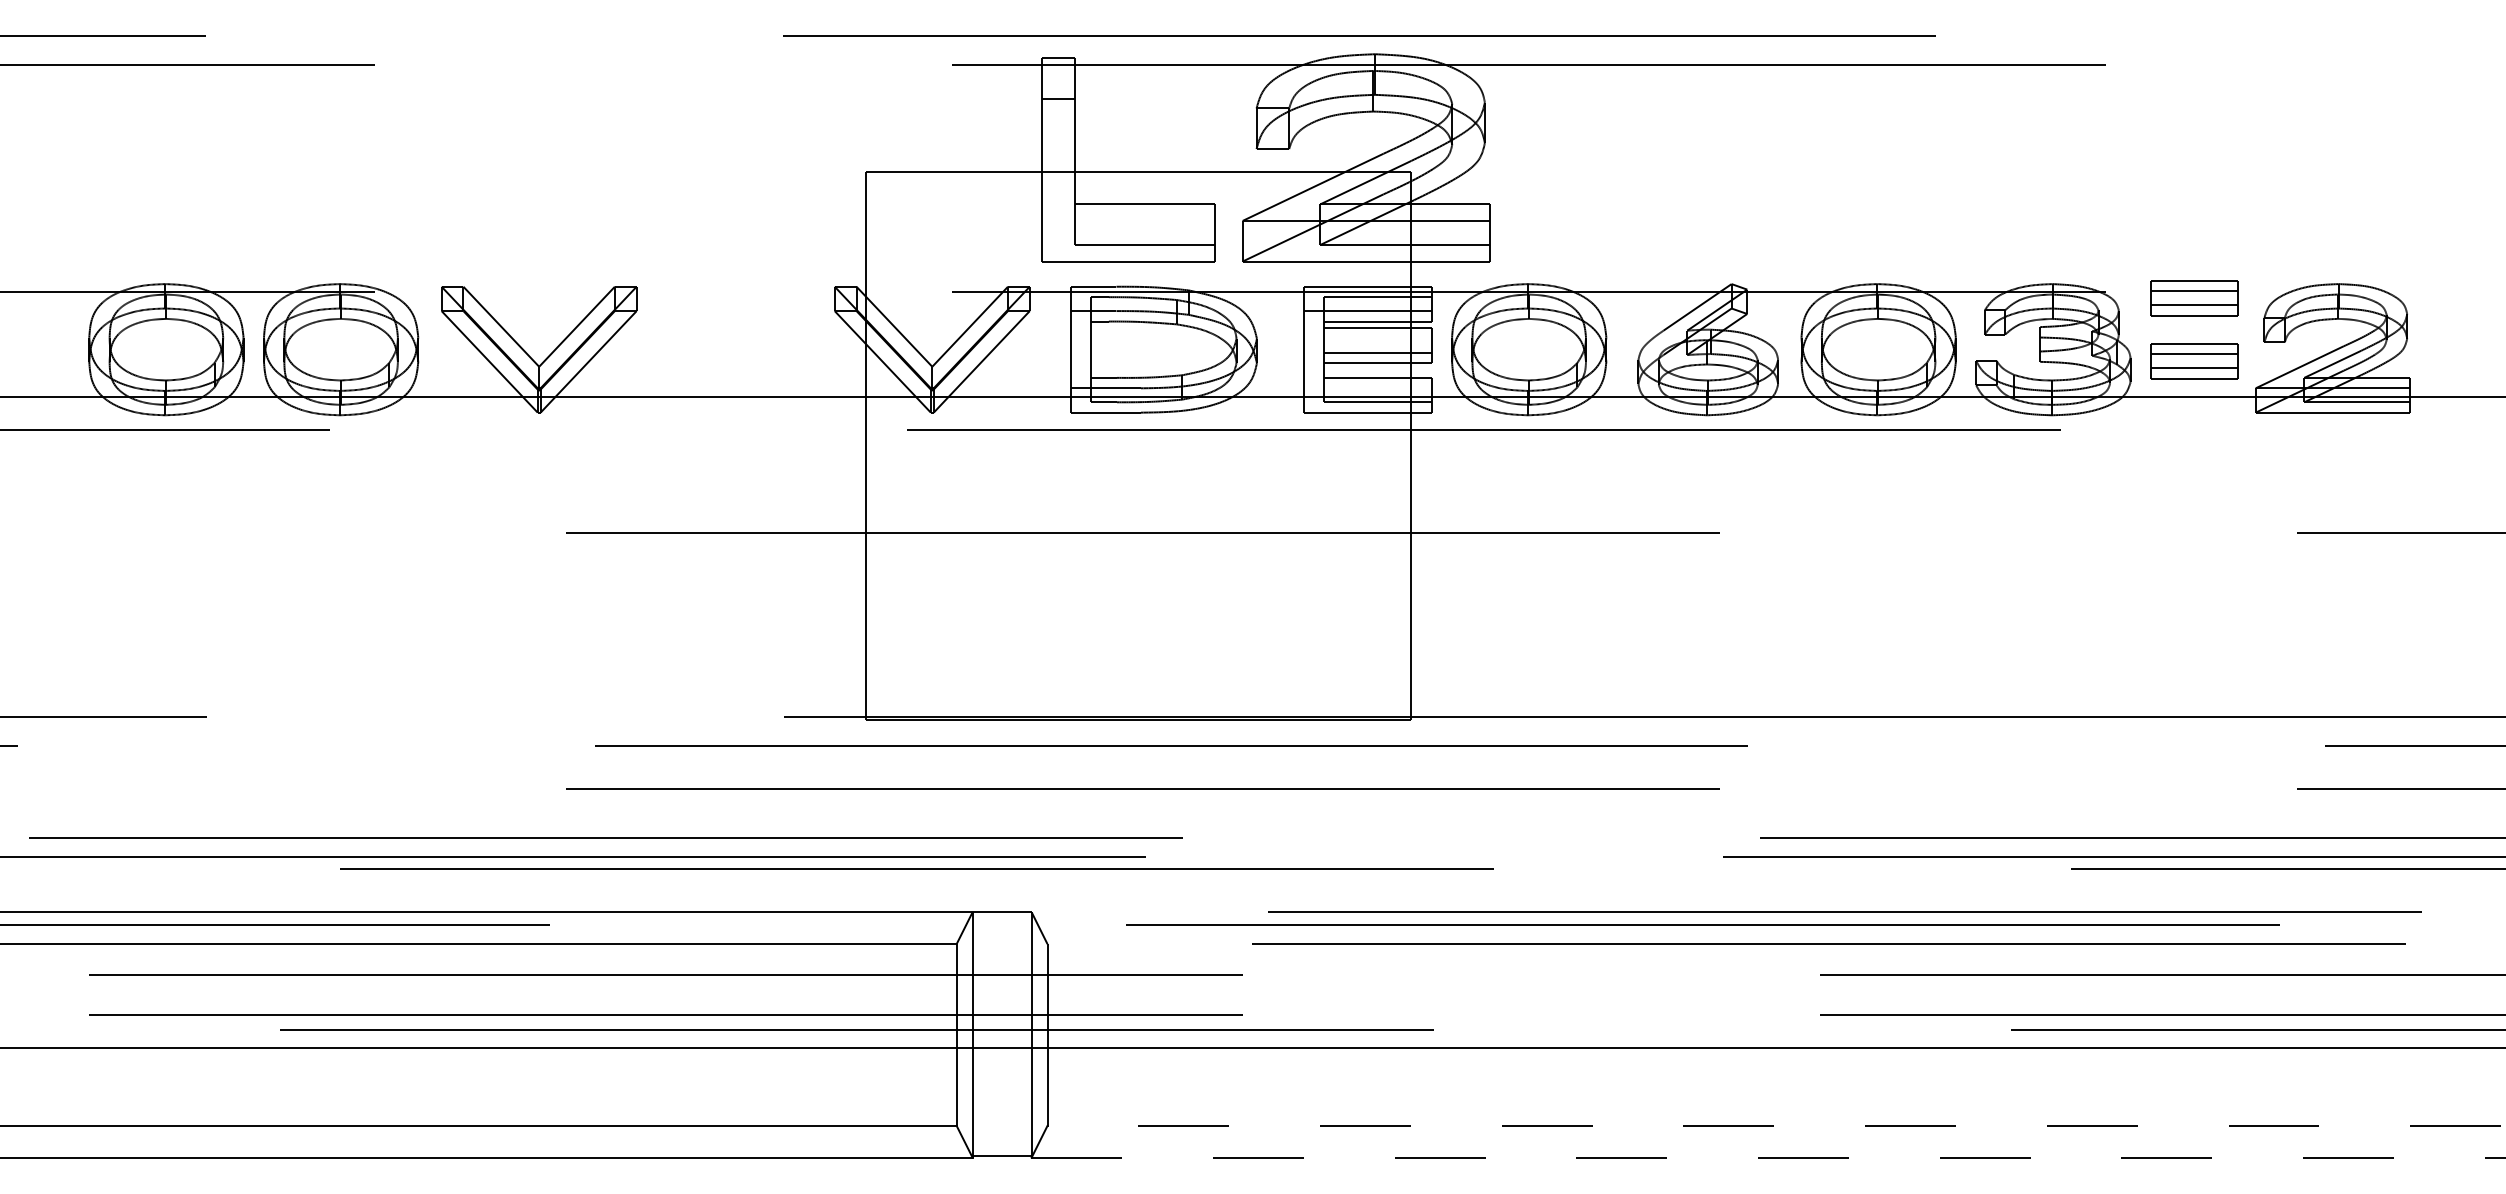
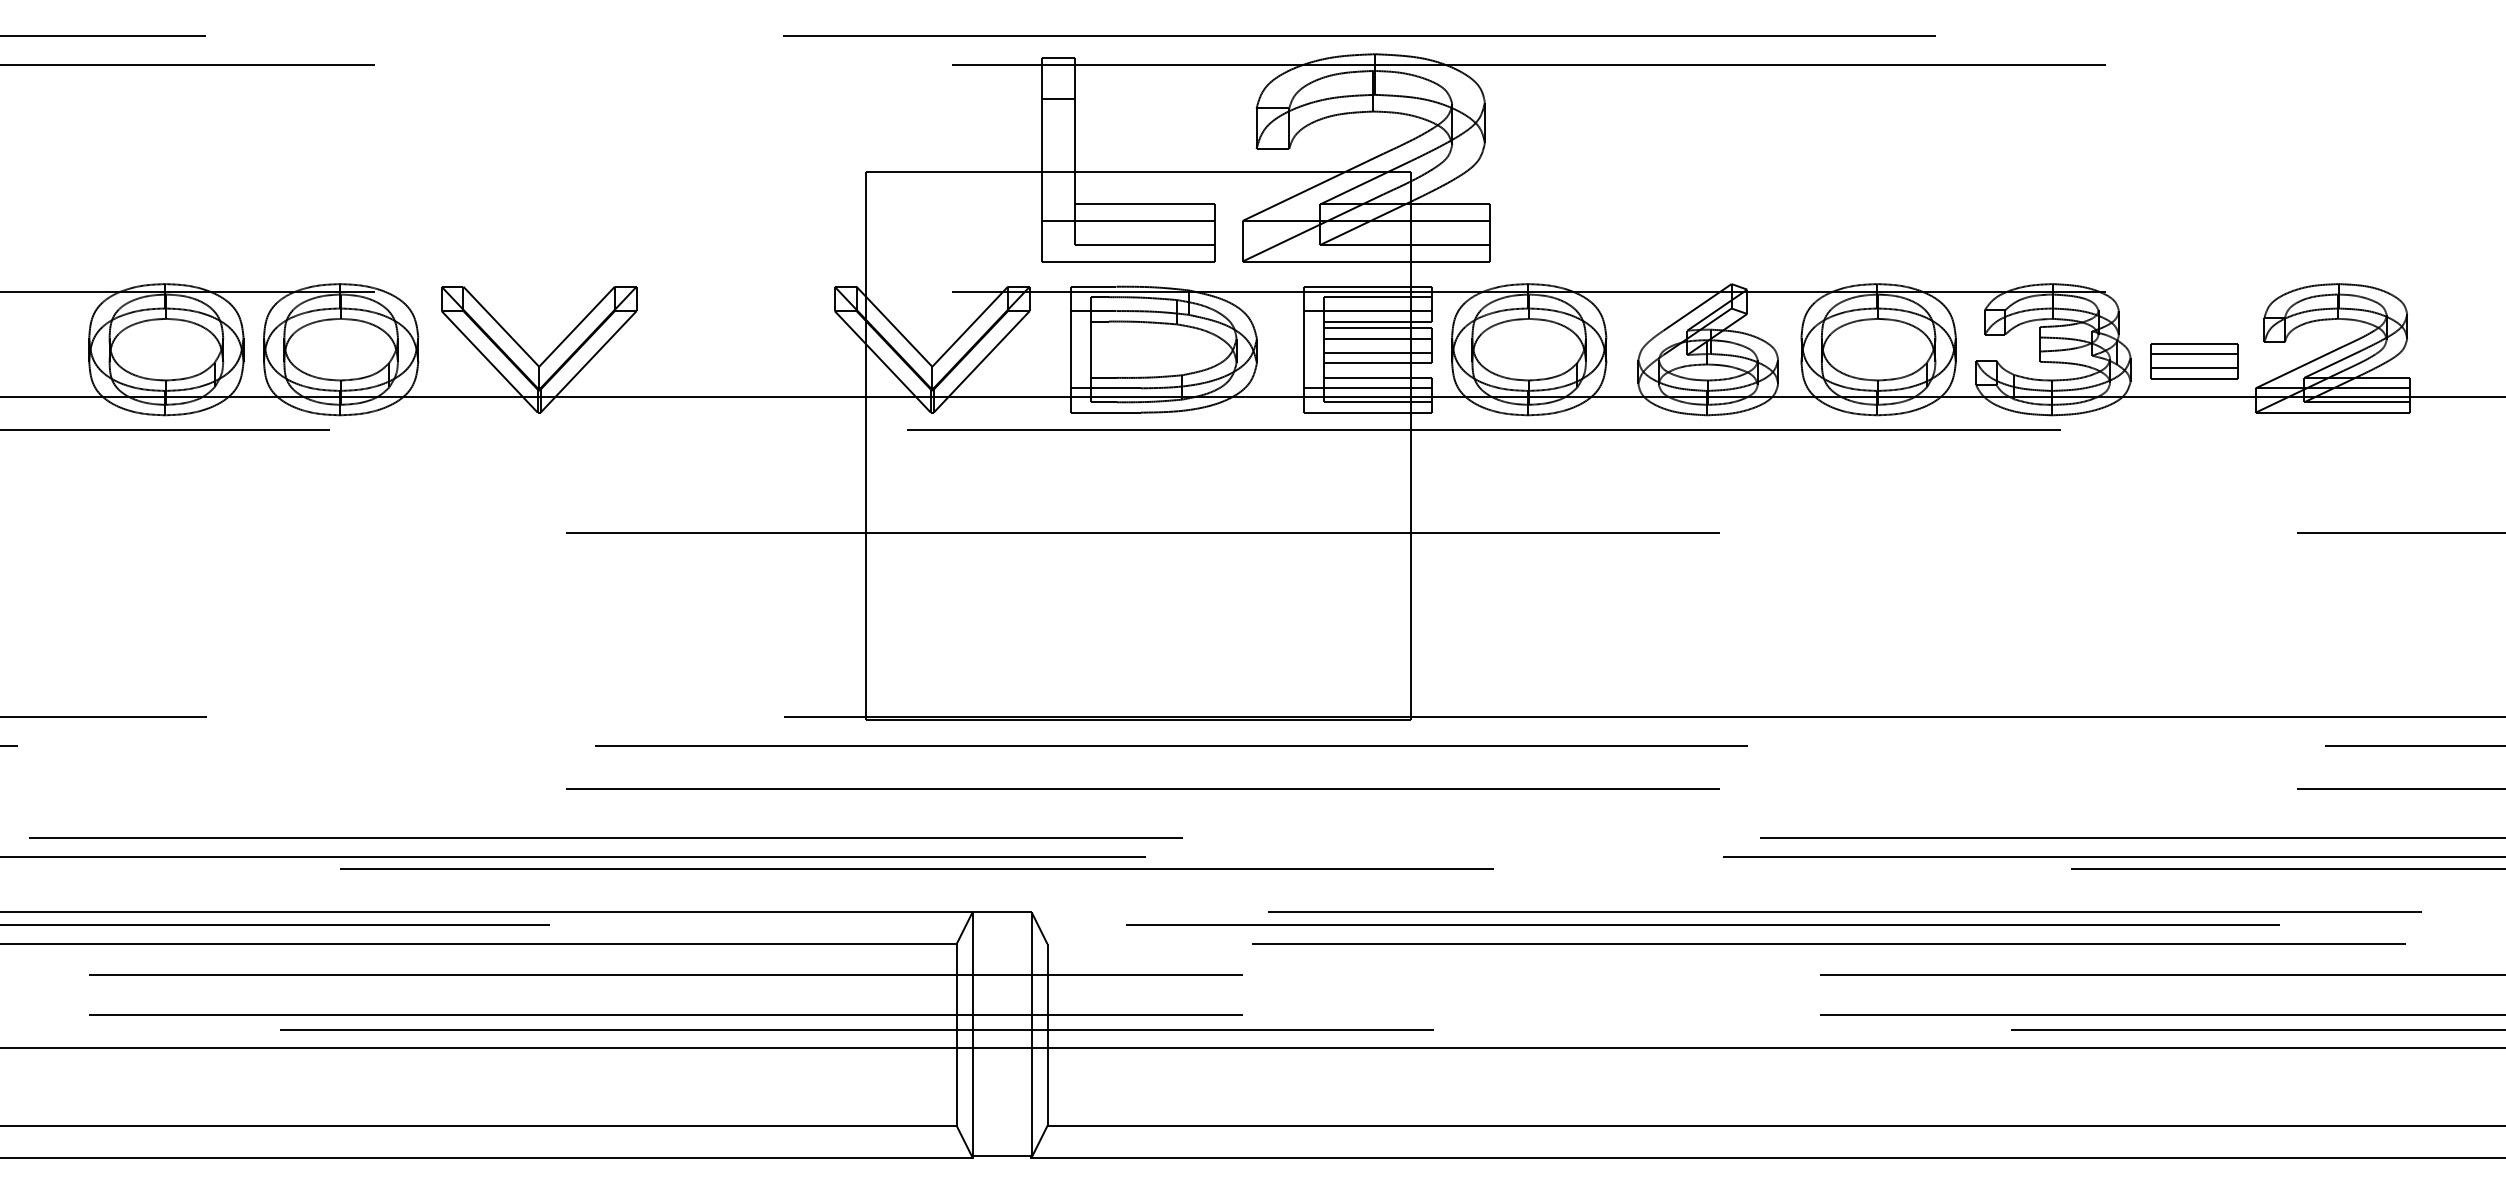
line: none -> present (1128, 220)
part: present -> none (2194, 298)
line: none -> present (1377, 338)
line: none -> present (1367, 388)
line: dashed -> solid (1776, 1125)
line: dashed -> solid (1768, 1158)
